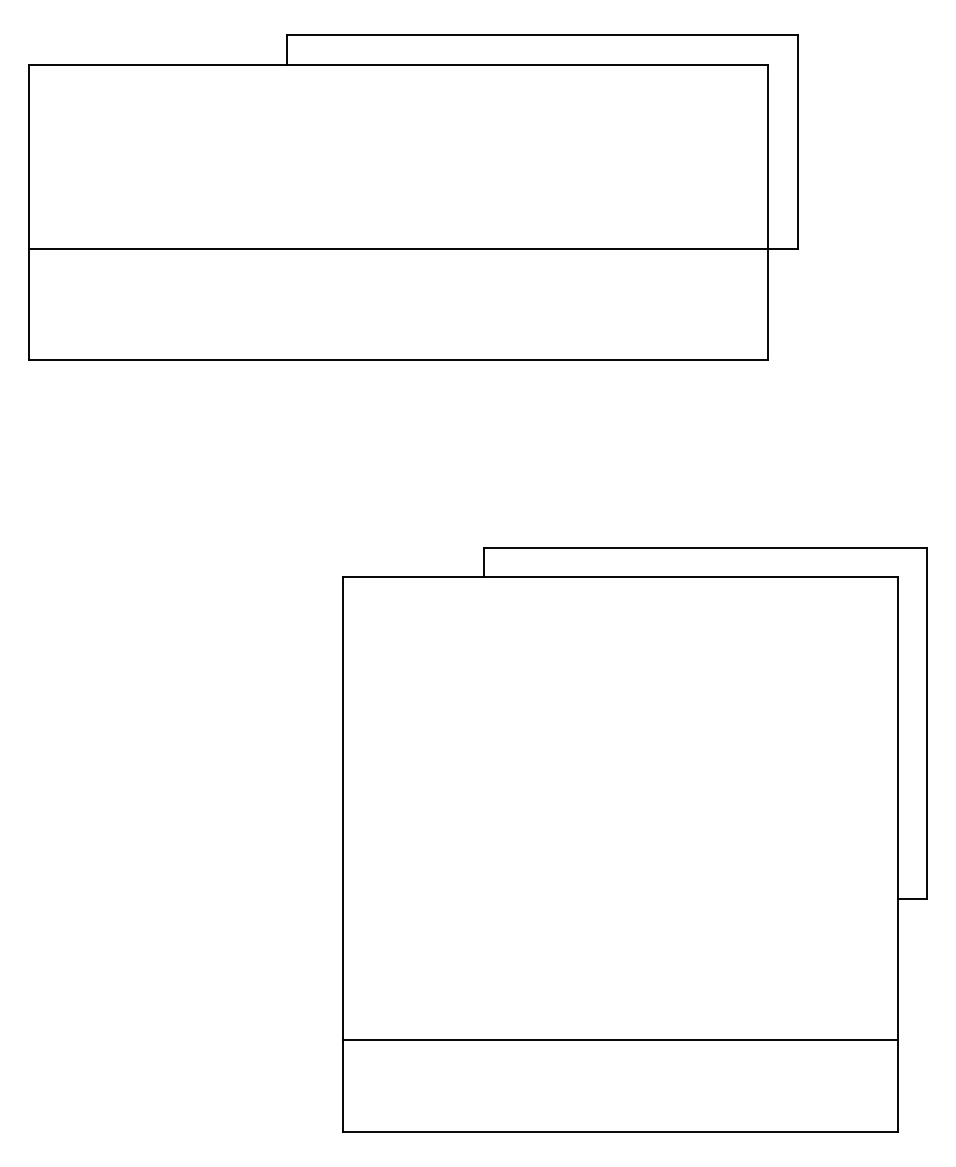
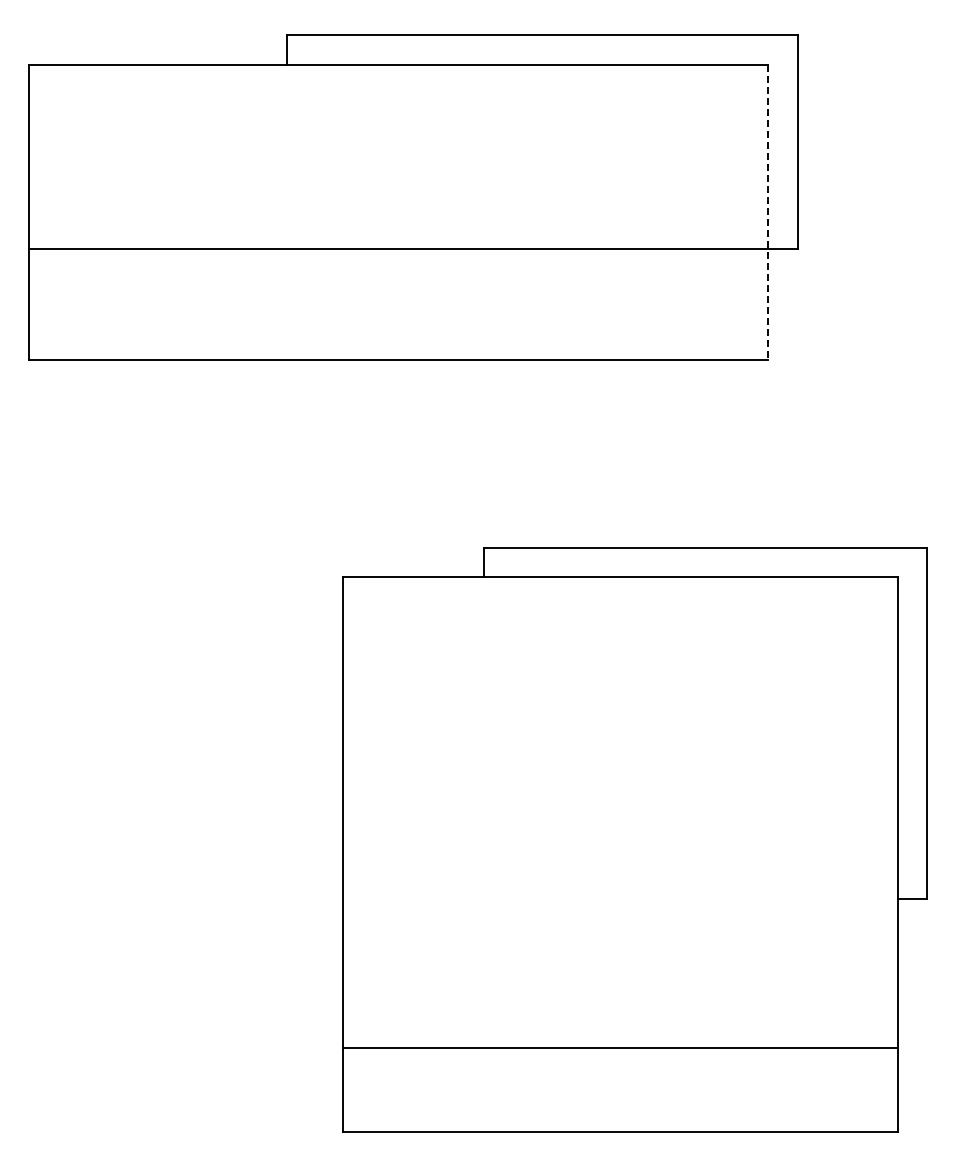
line: solid -> dashed (768, 212)
line position: (620, 1039) -> (620, 1047) (620, 1047)
